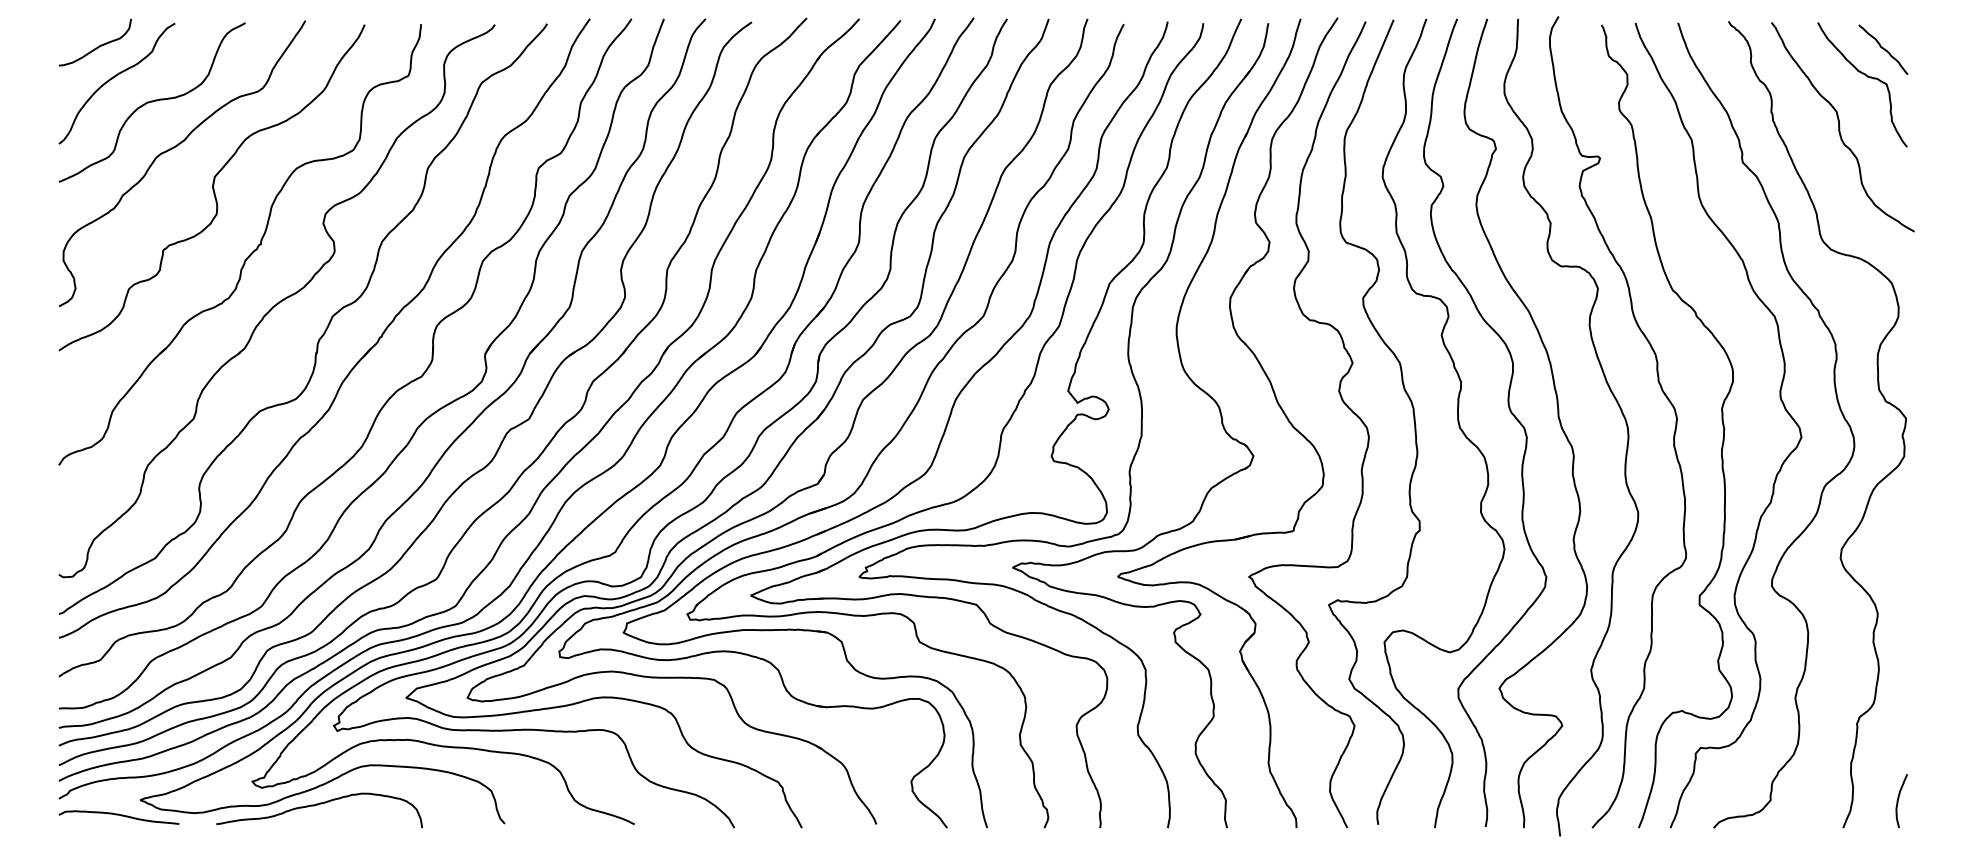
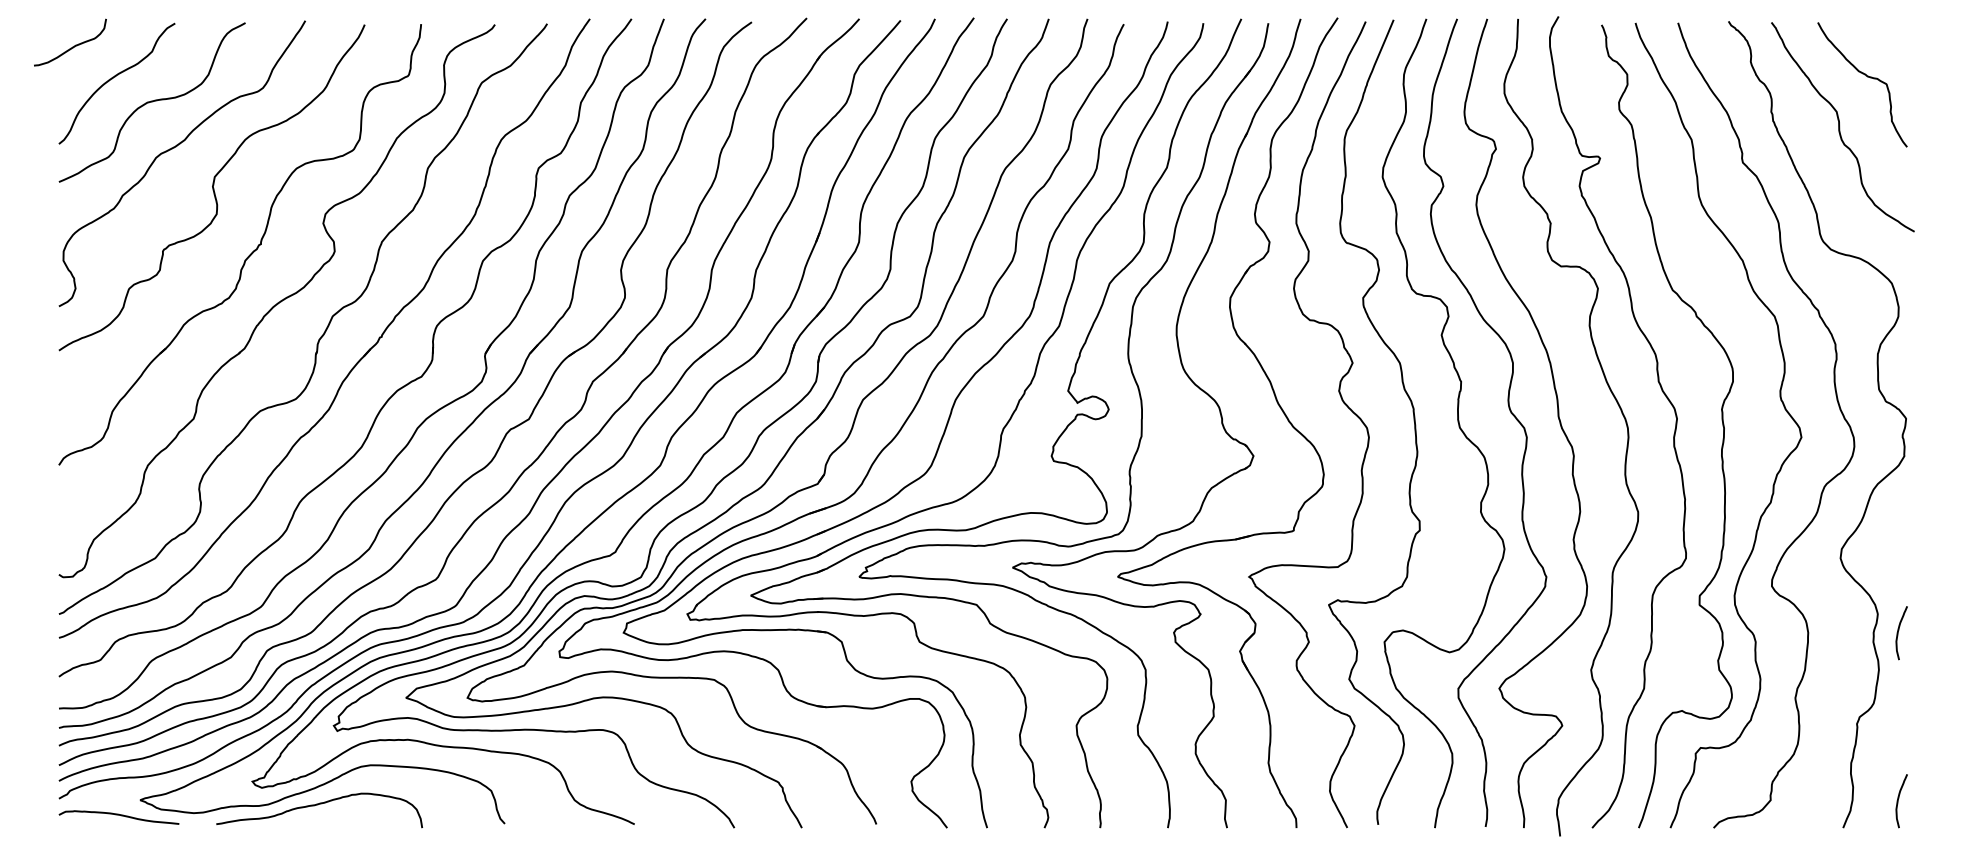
curve position: (97, 46) -> (72, 46) (72, 46)
curve: present -> none (1883, 49)
curve: none -> present (1898, 633)
